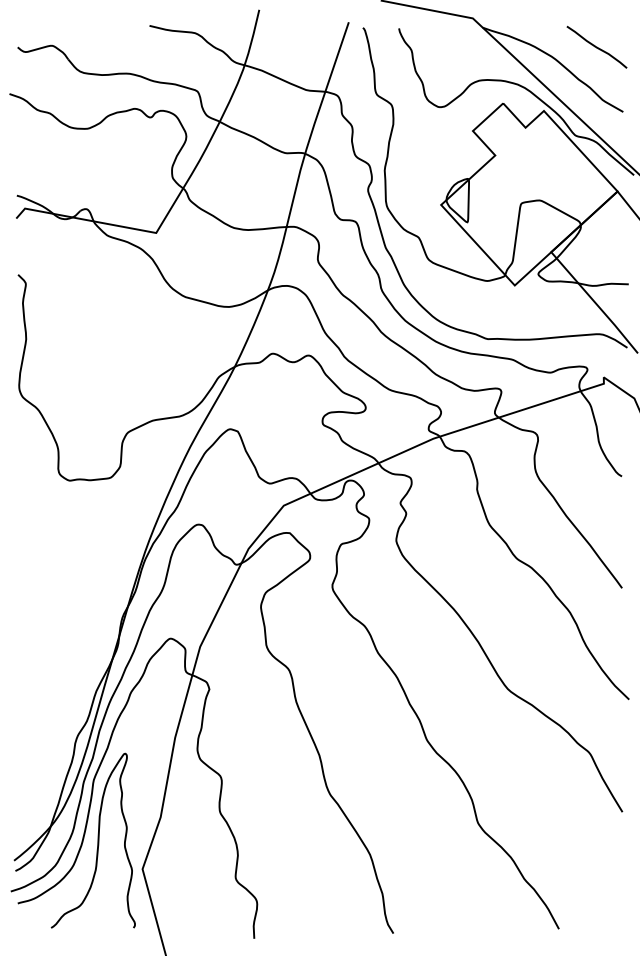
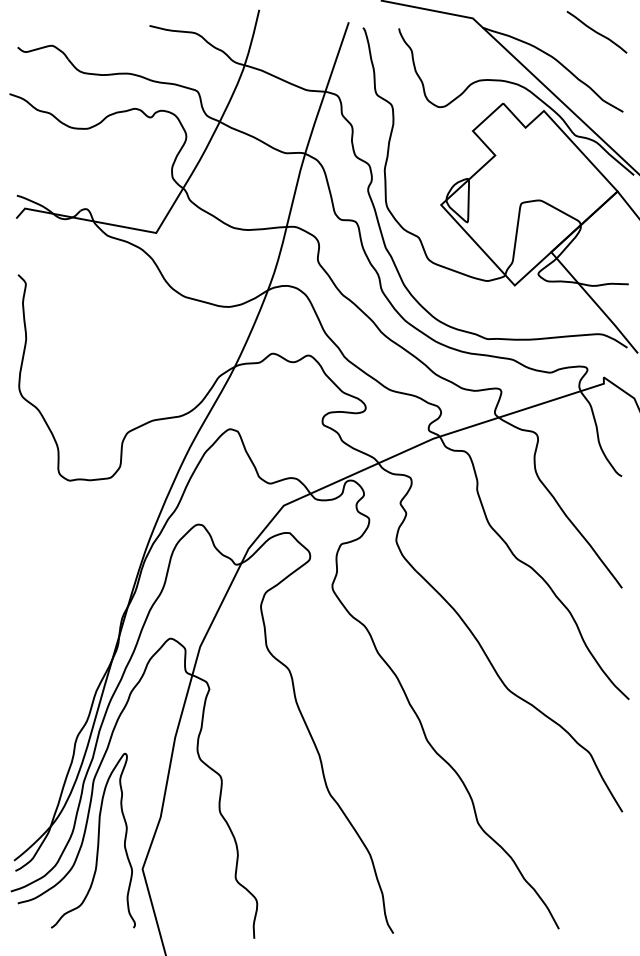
curve position: (596, 46) -> (596, 31) (596, 31)
